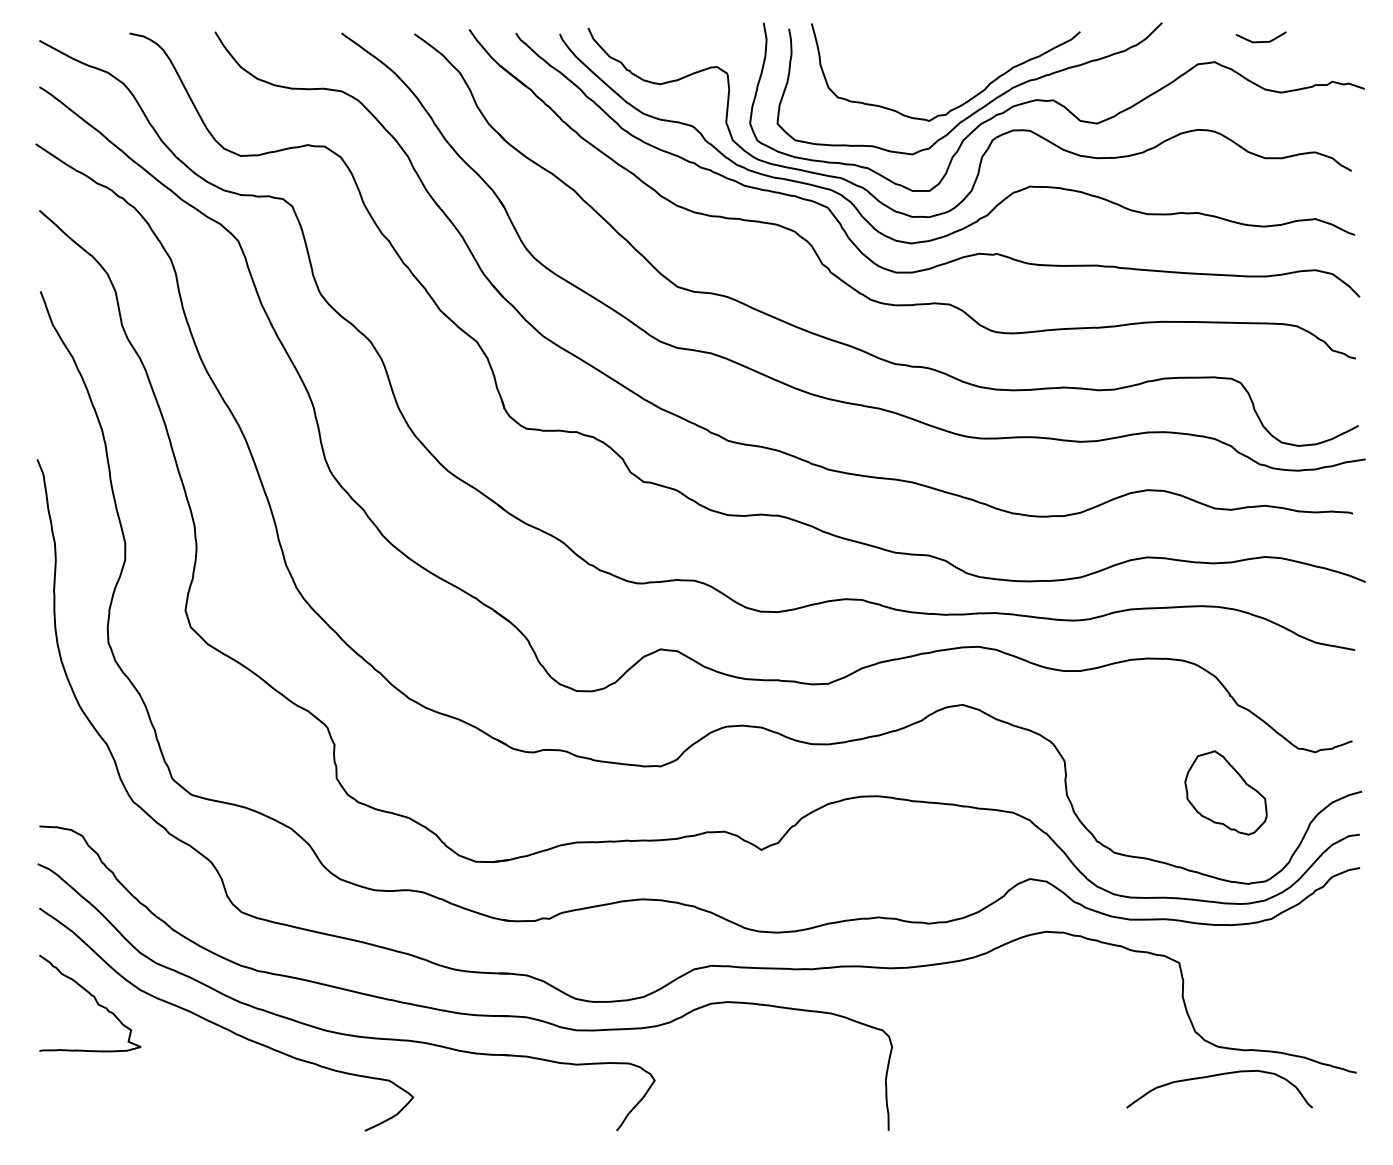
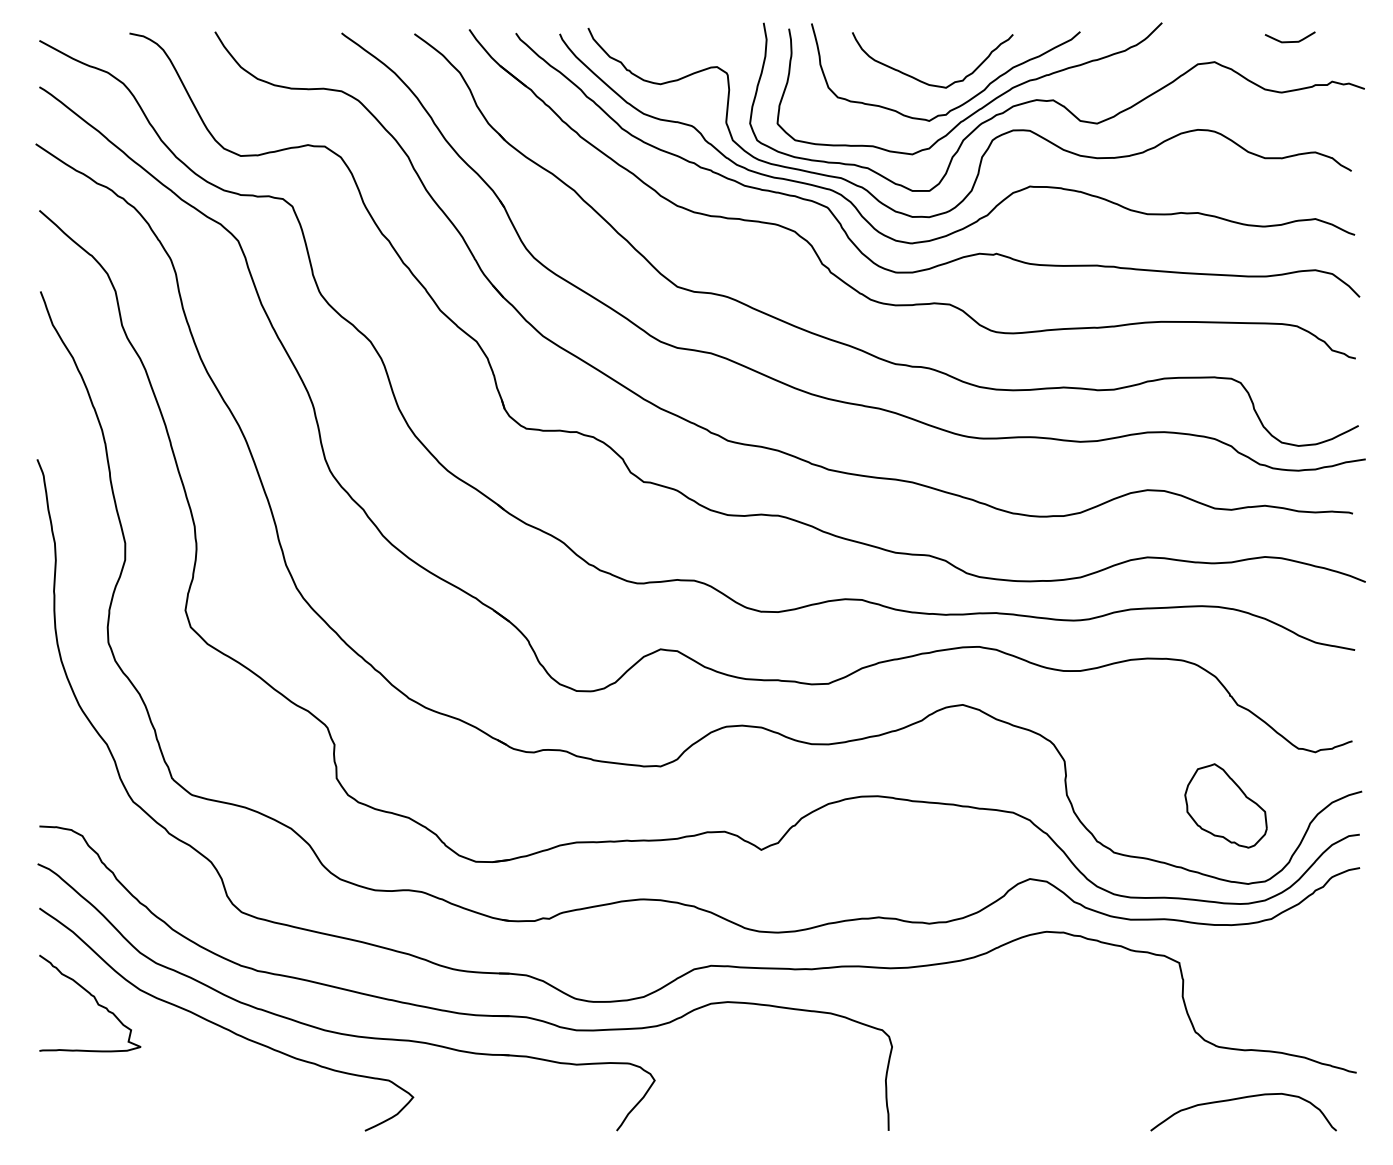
curve position: (1260, 41) -> (1289, 41) (1289, 41)
curve: none -> present (926, 82)
part position: (1225, 792) -> (1225, 805) (1225, 805)
curve position: (1216, 1076) -> (1240, 1099) (1240, 1099)
